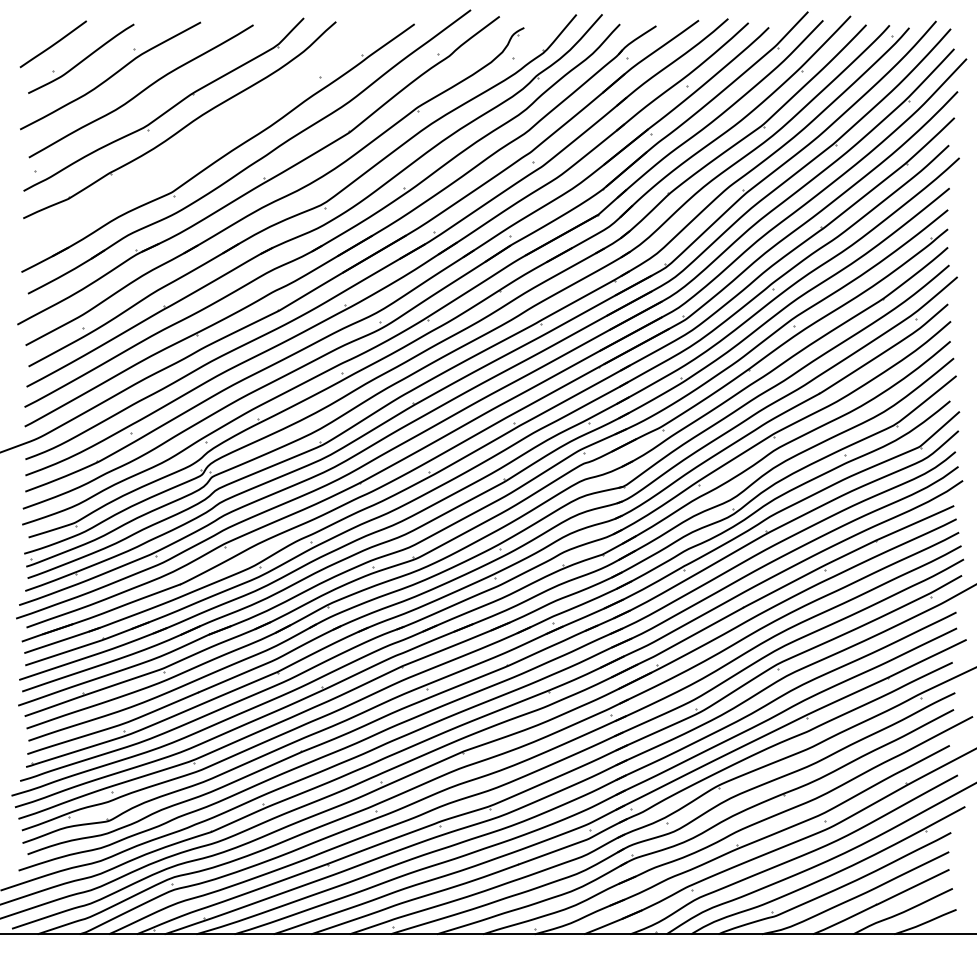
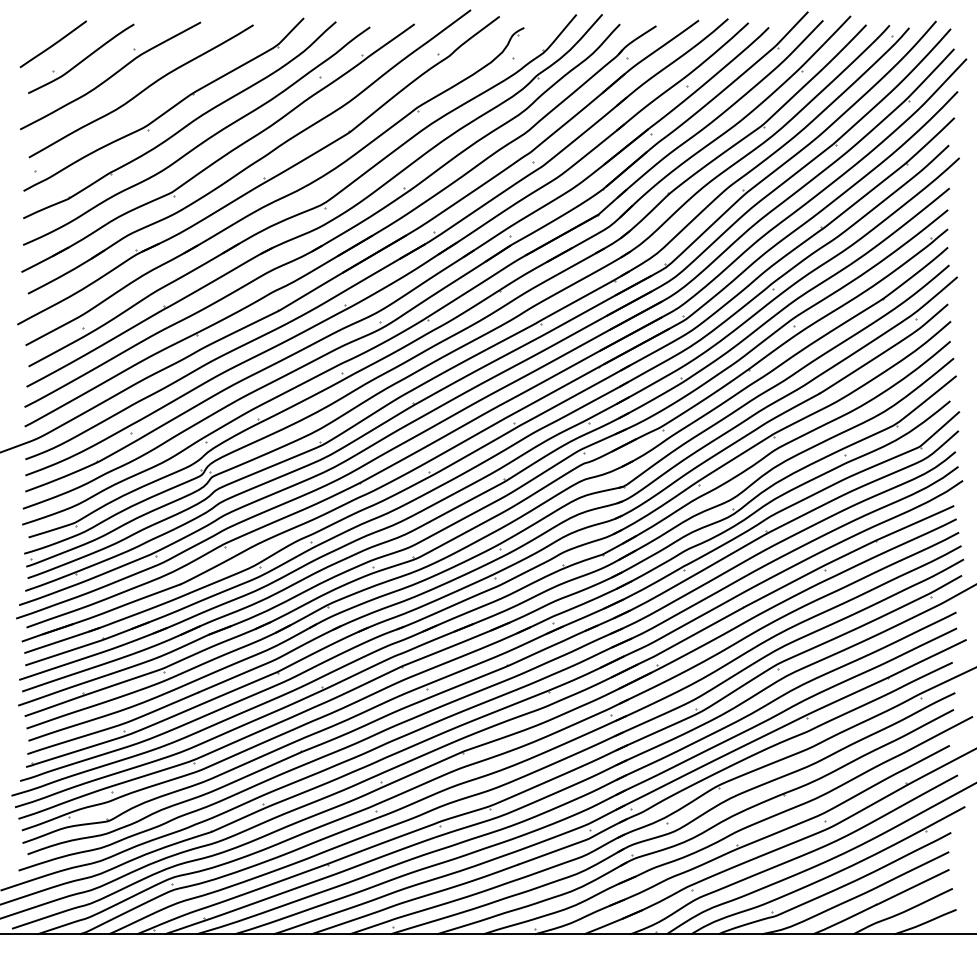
curve: none -> present (202, 141)
